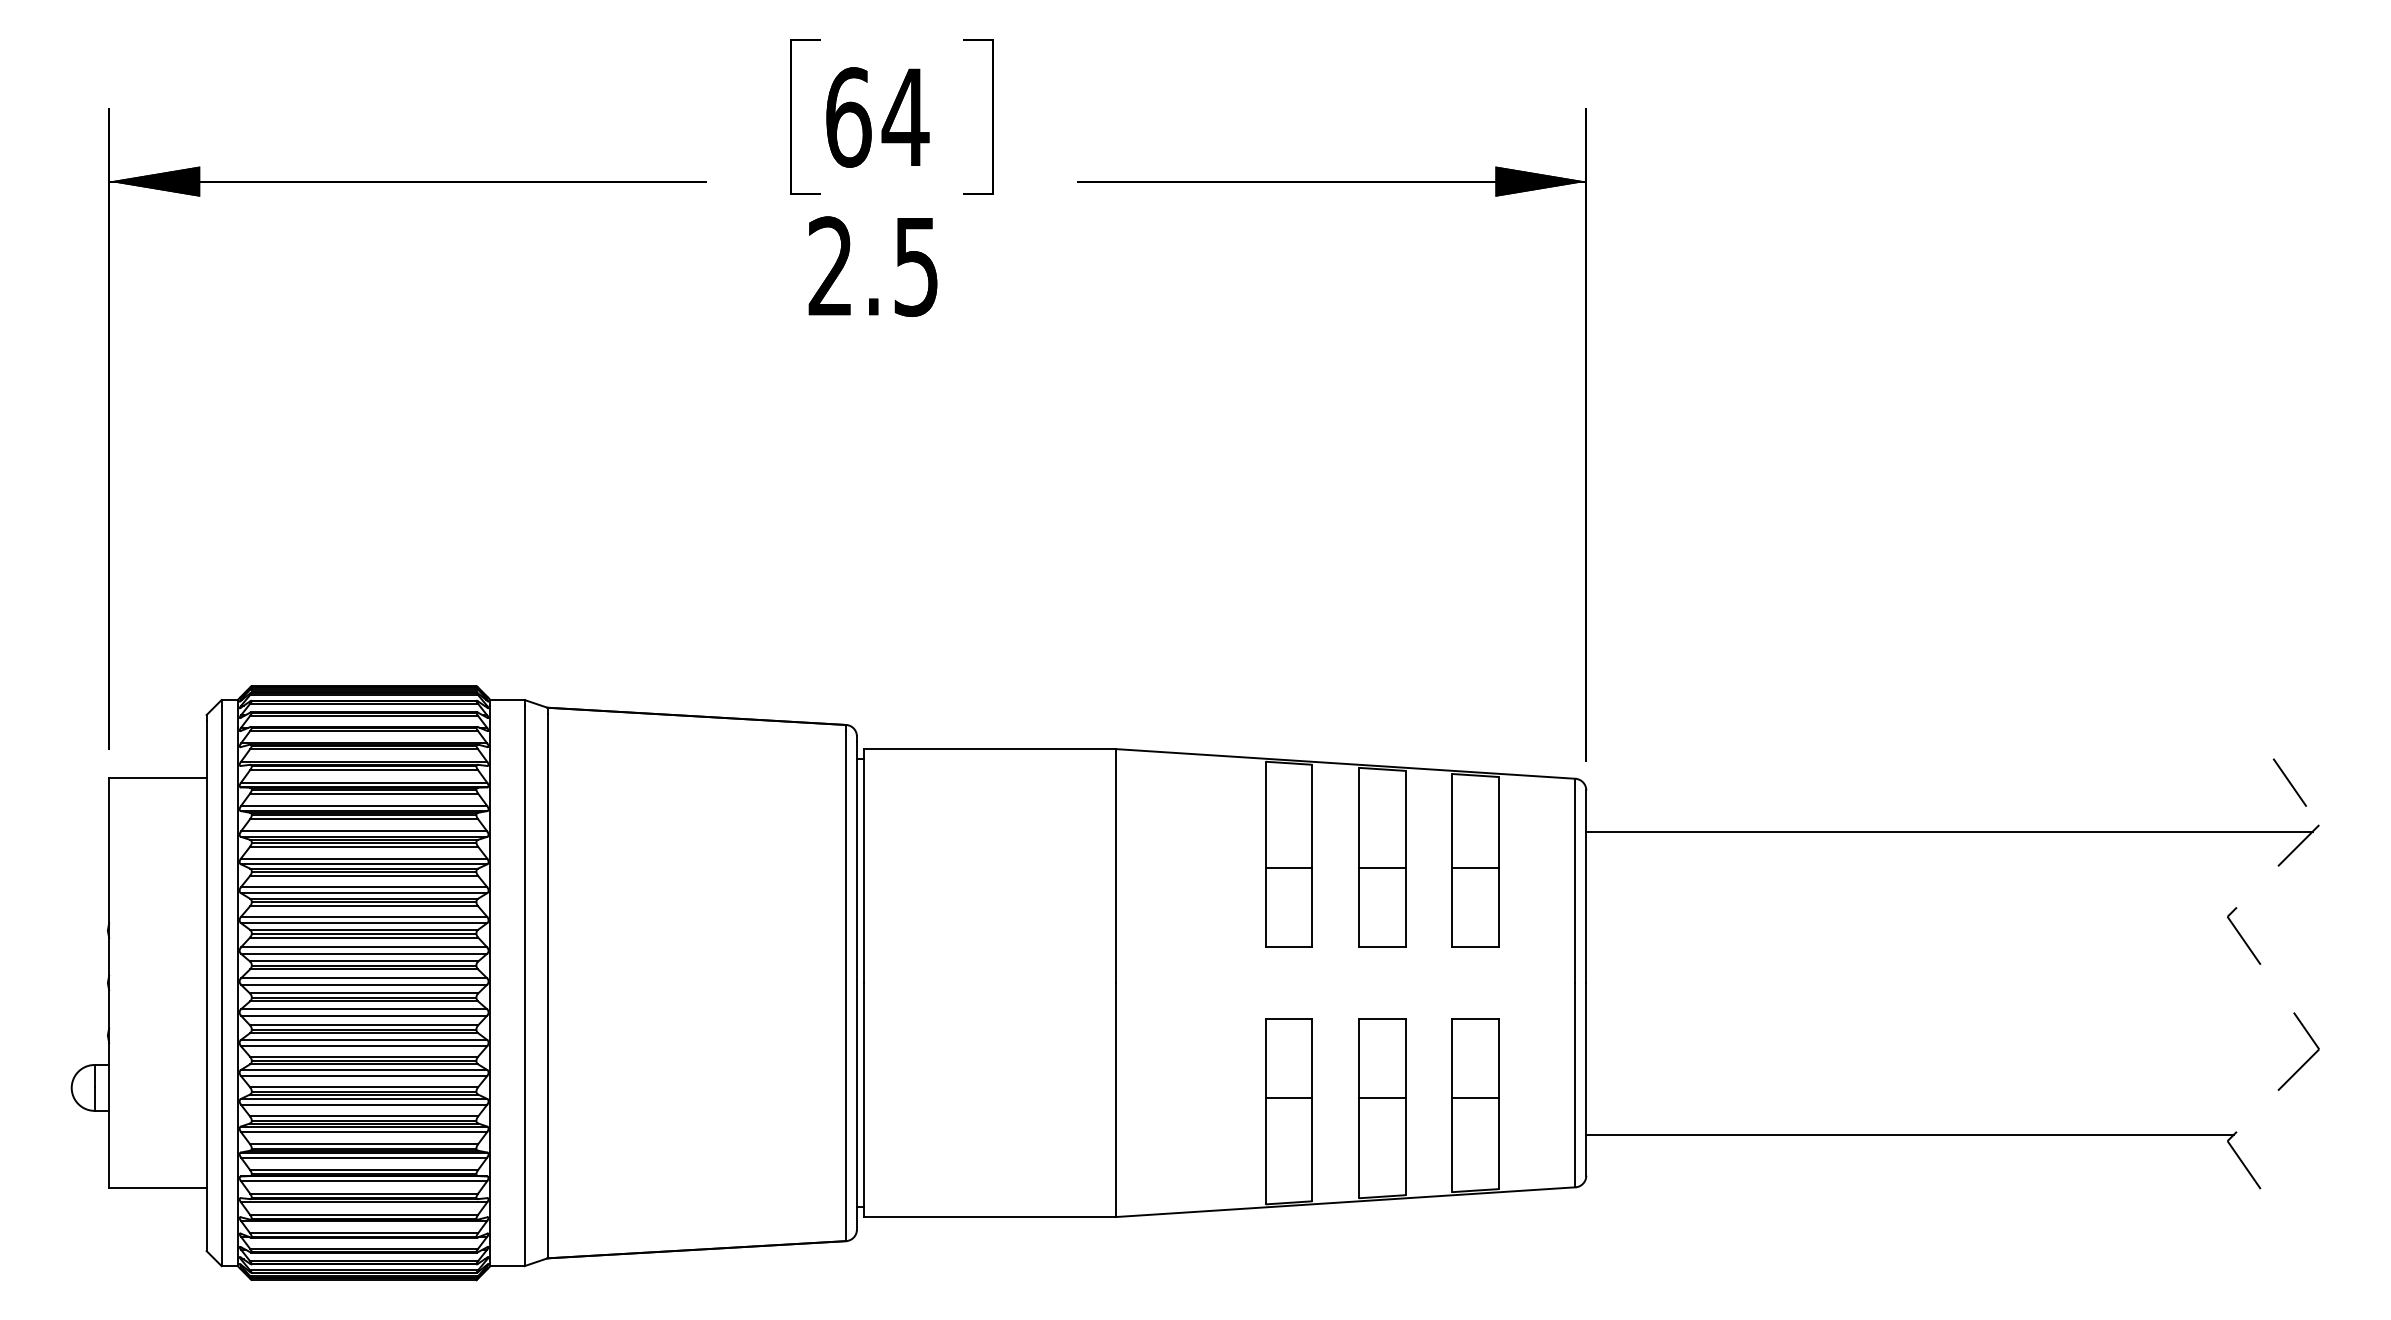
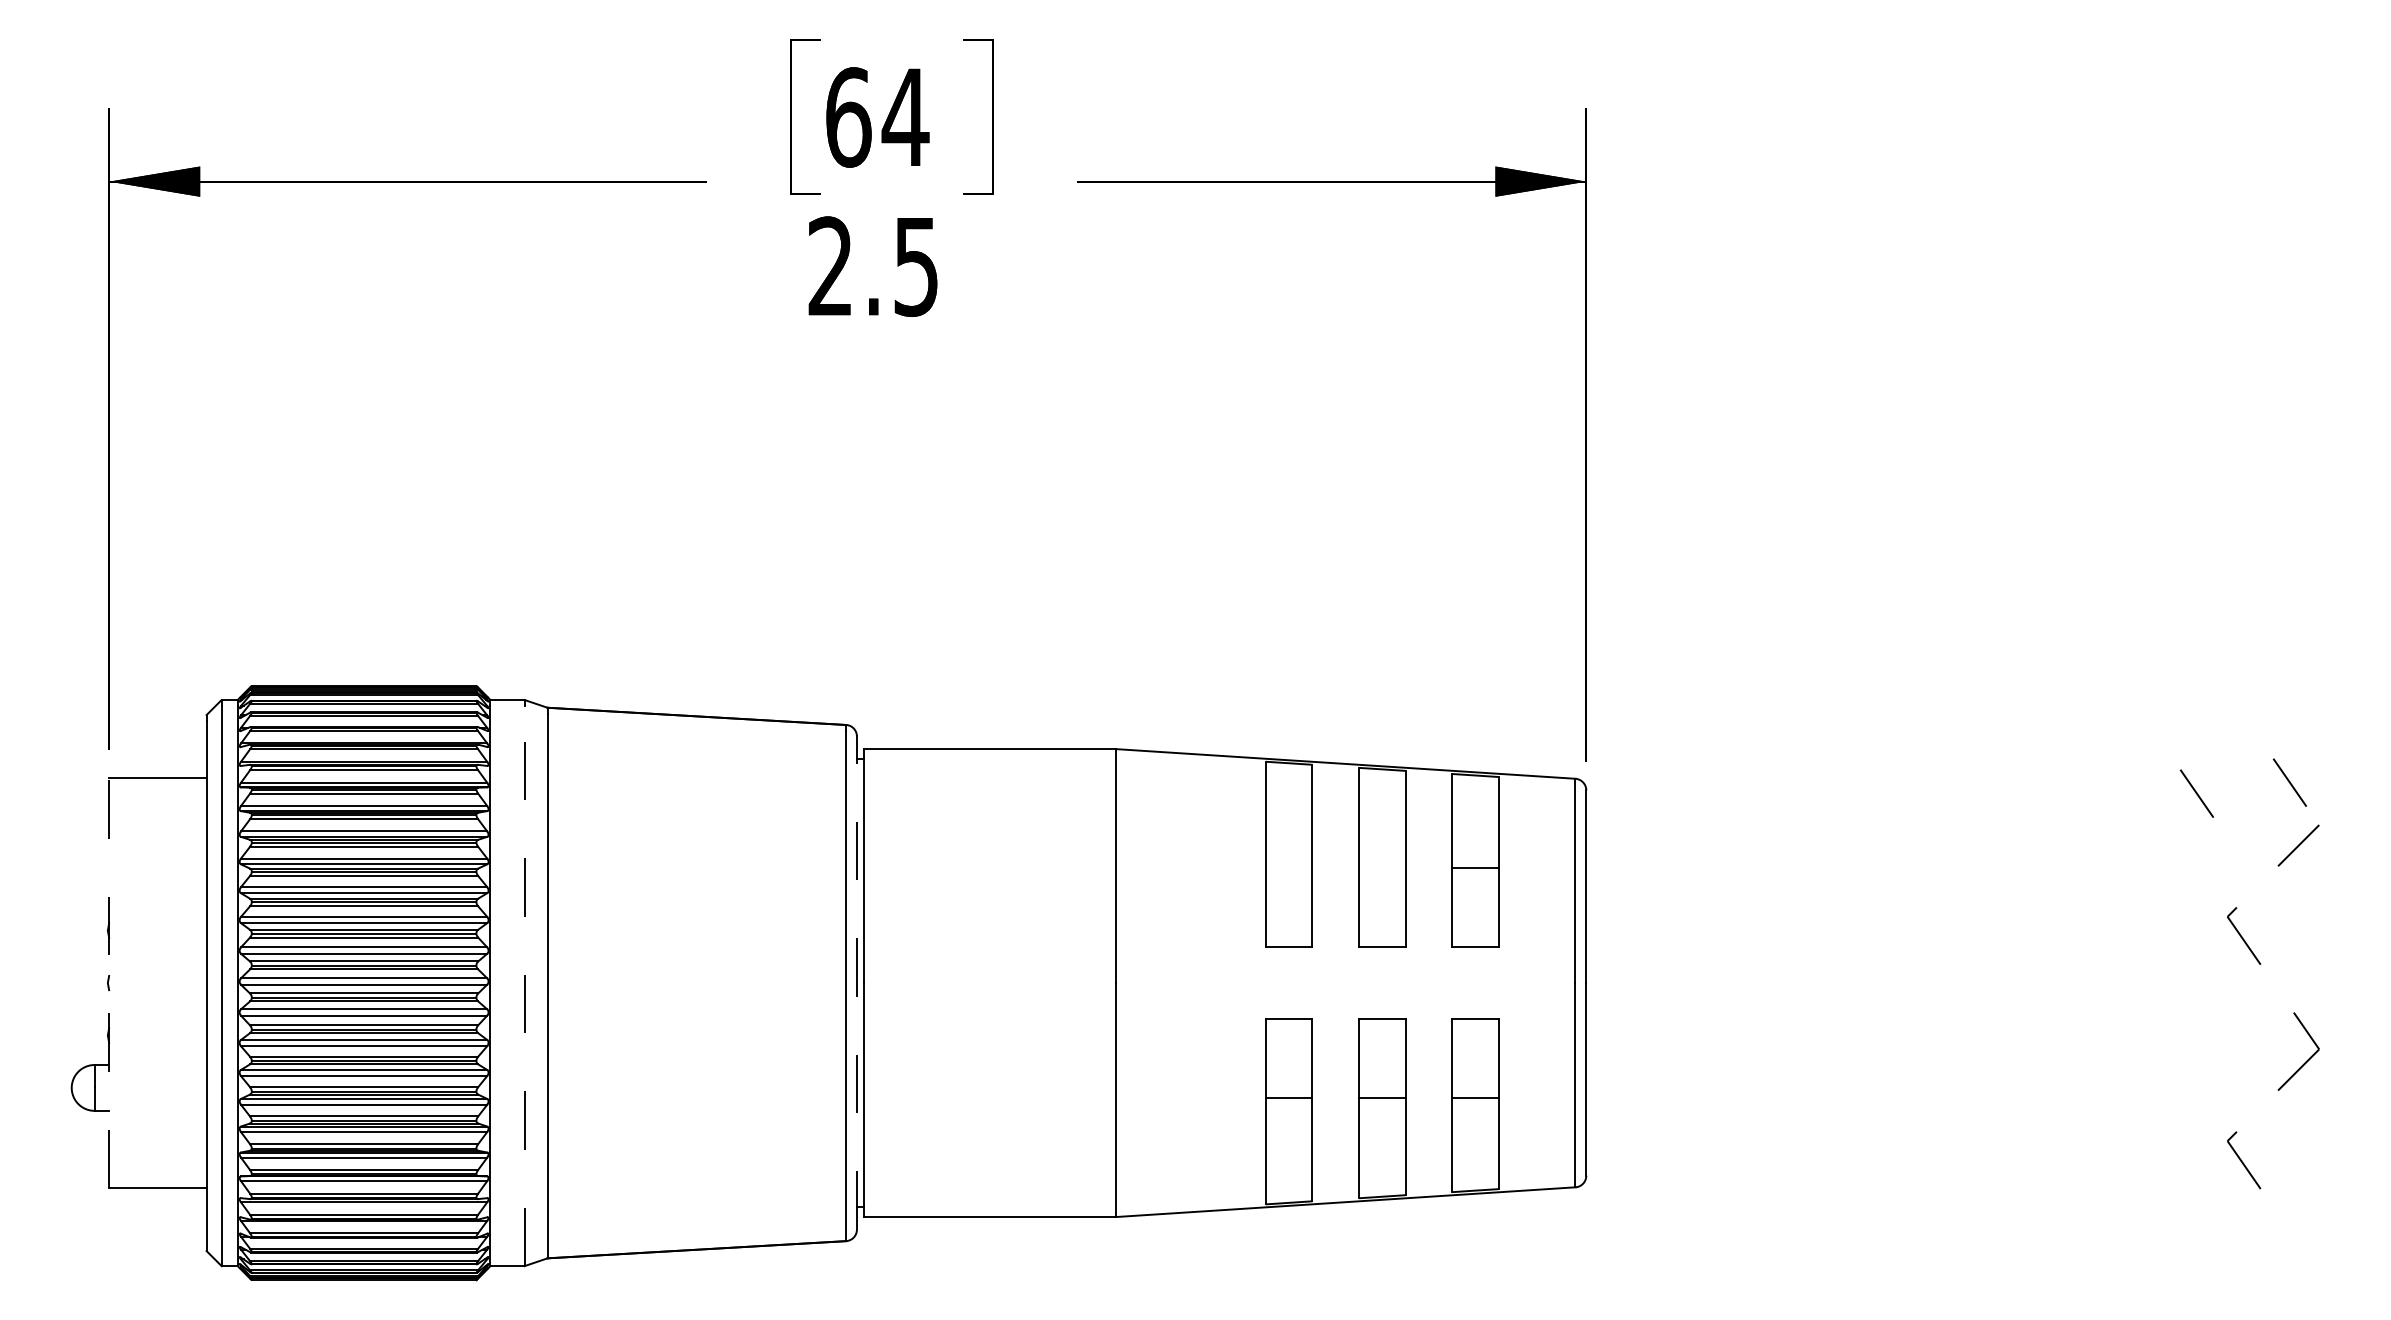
line: none -> present (2196, 793)
line: present -> none (1949, 831)
line: present -> none (1288, 868)
line: present -> none (1382, 868)
line: solid -> dashed (109, 982)
line: solid -> dashed (856, 985)
line: solid -> dashed (524, 986)
line: present -> none (1910, 1134)
